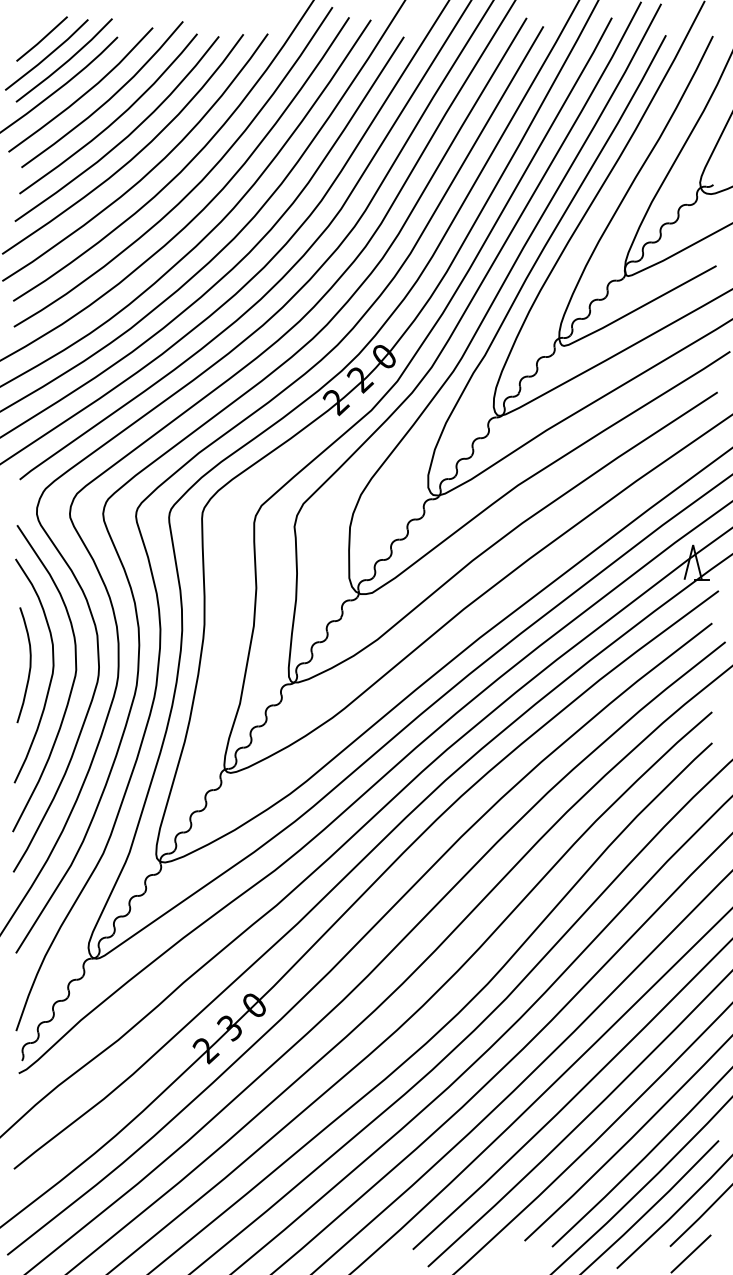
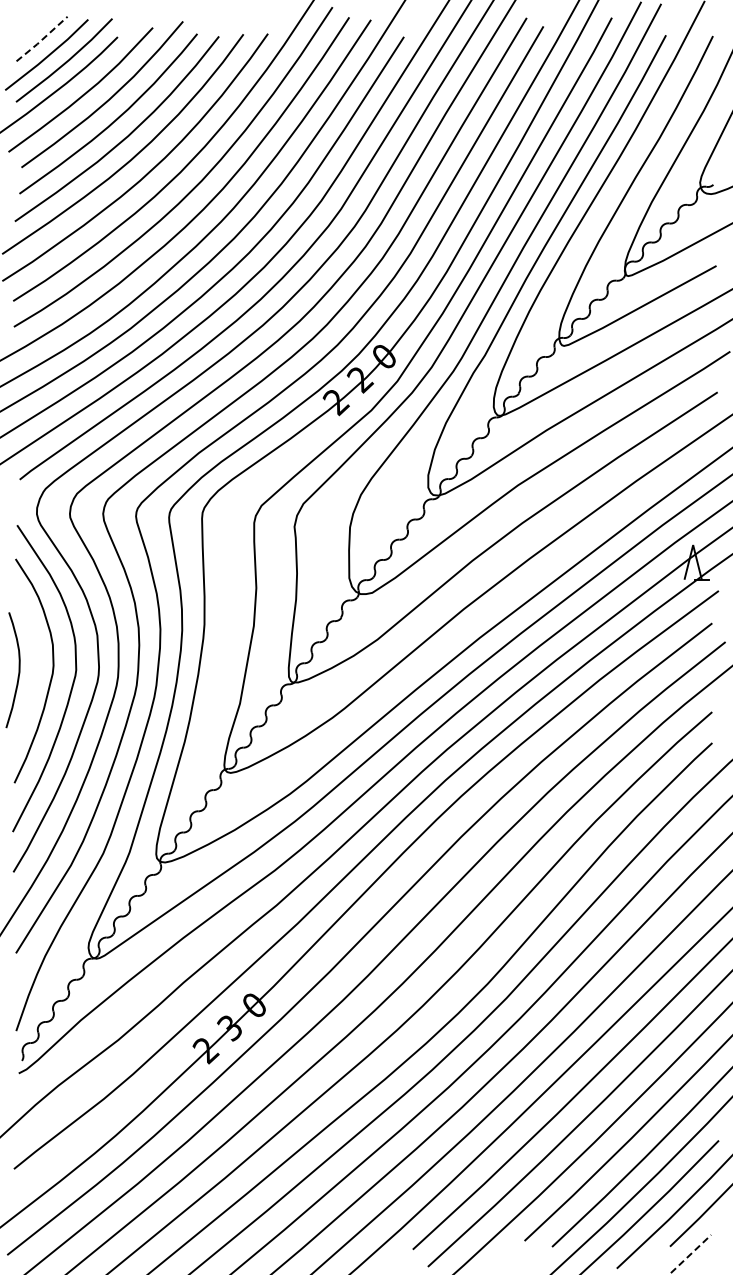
line: solid -> dashed (41, 40)
curve position: (29, 665) -> (18, 670) (18, 670)
line: solid -> dashed (691, 1254)
